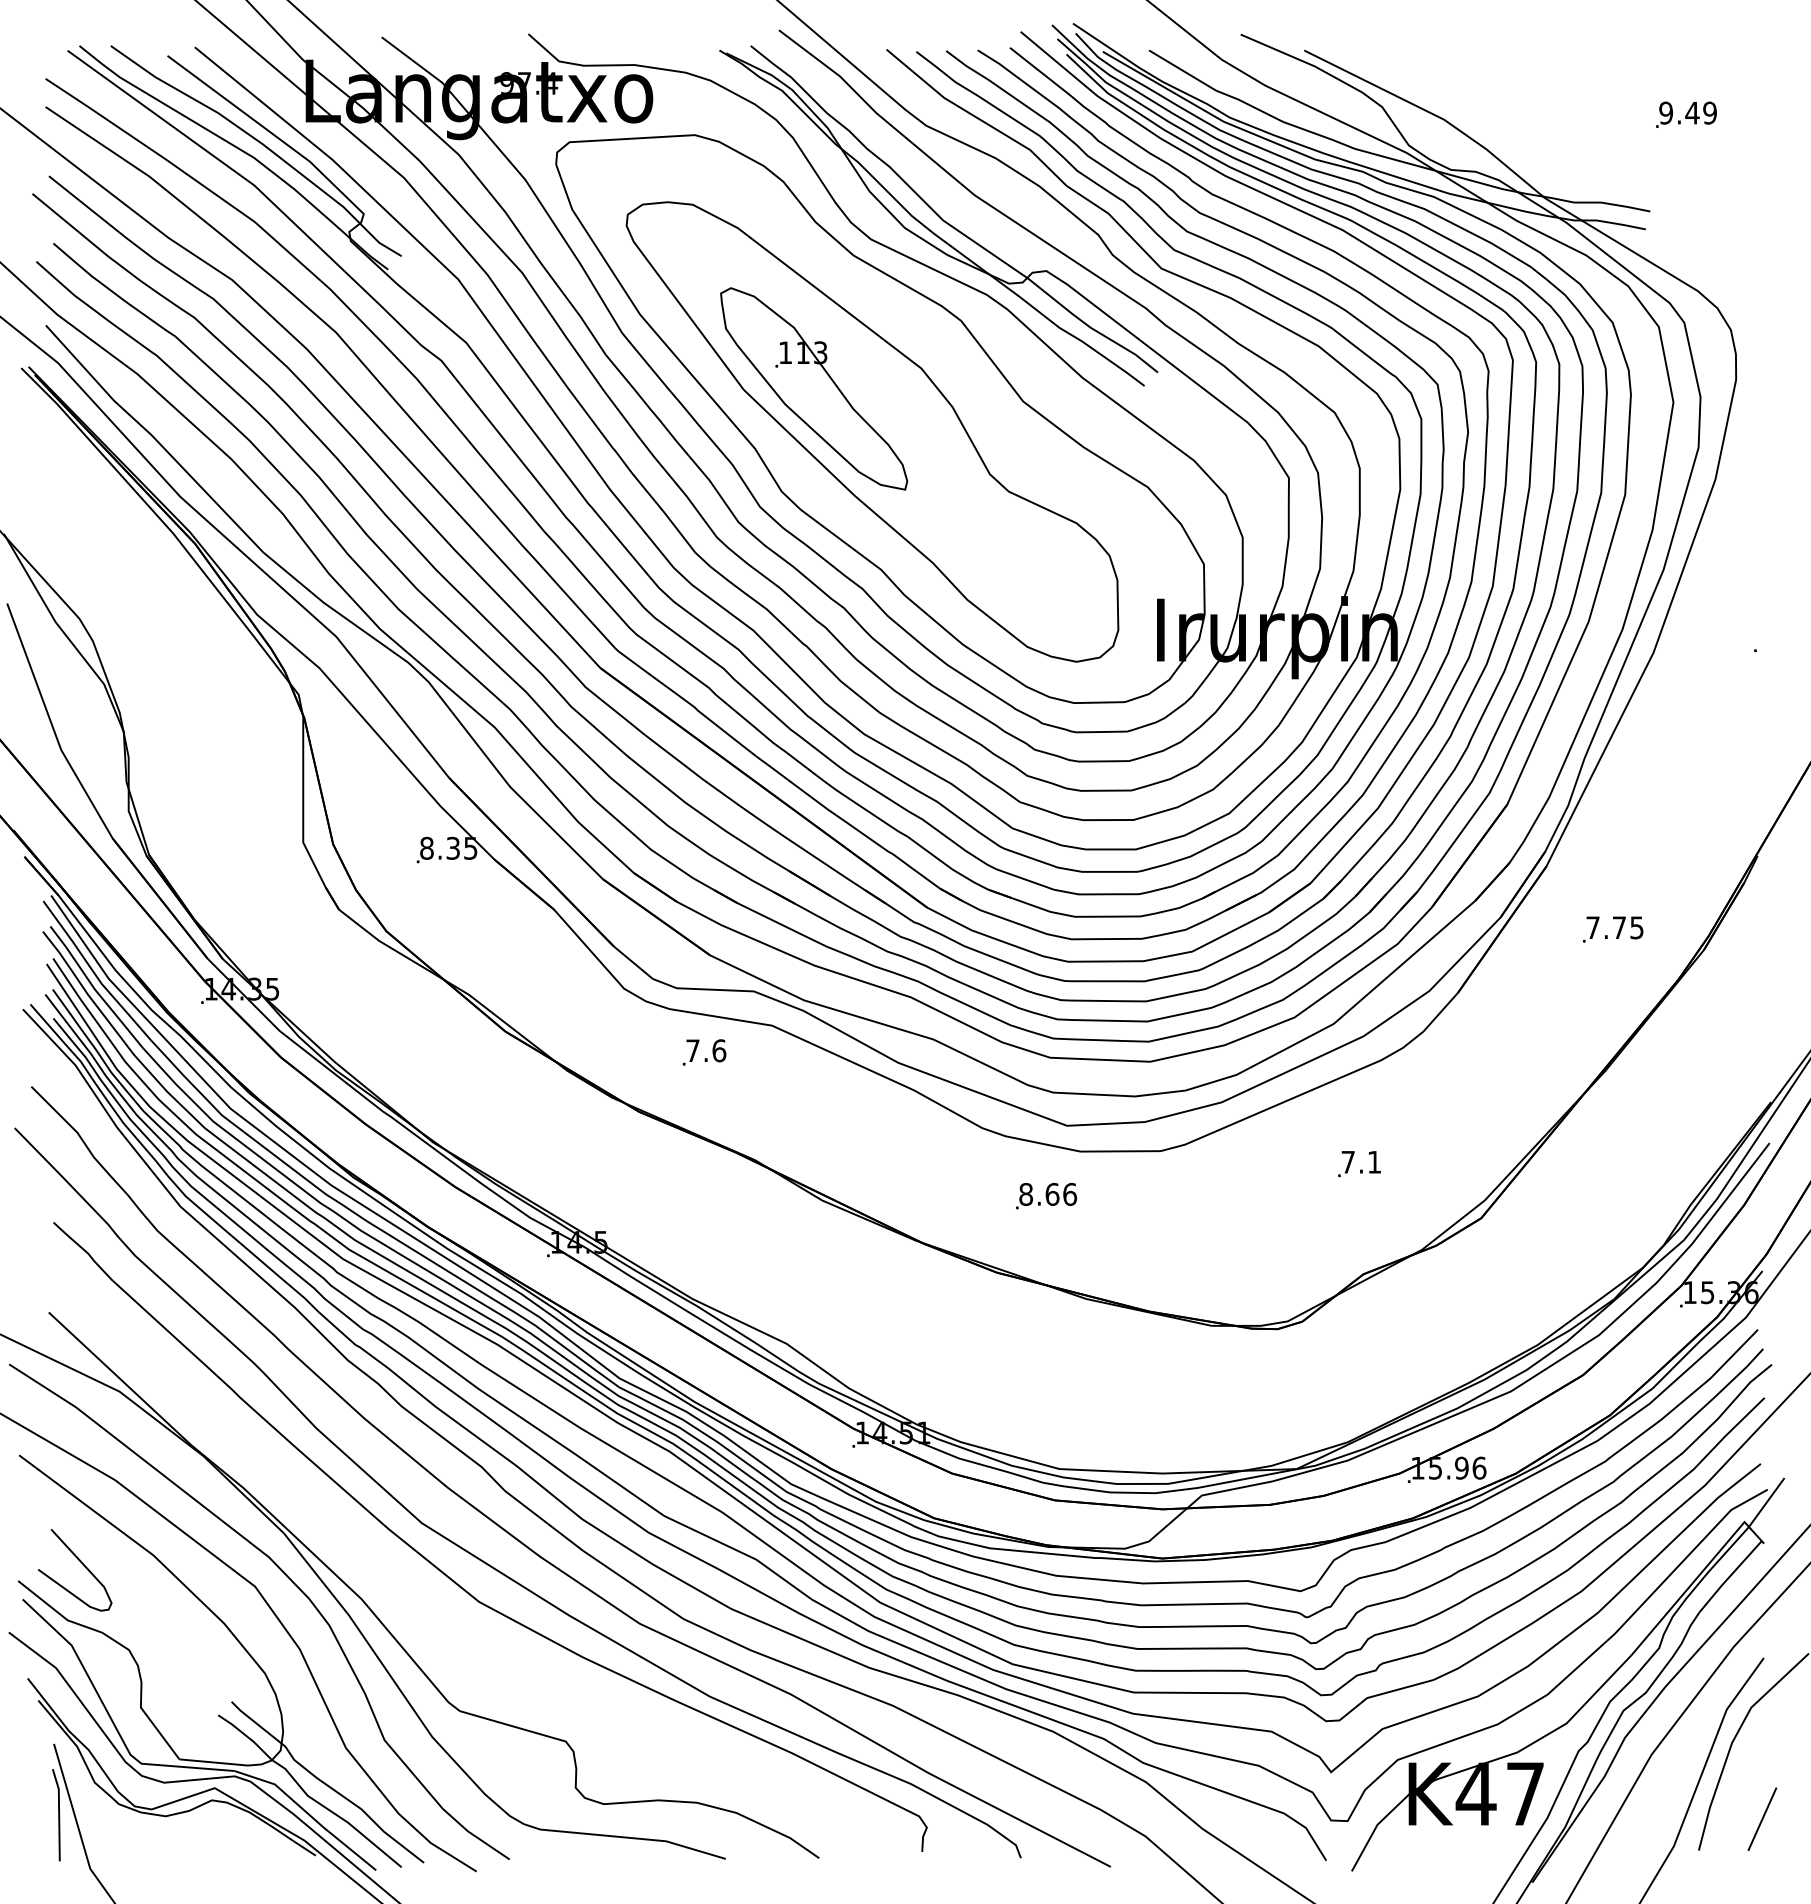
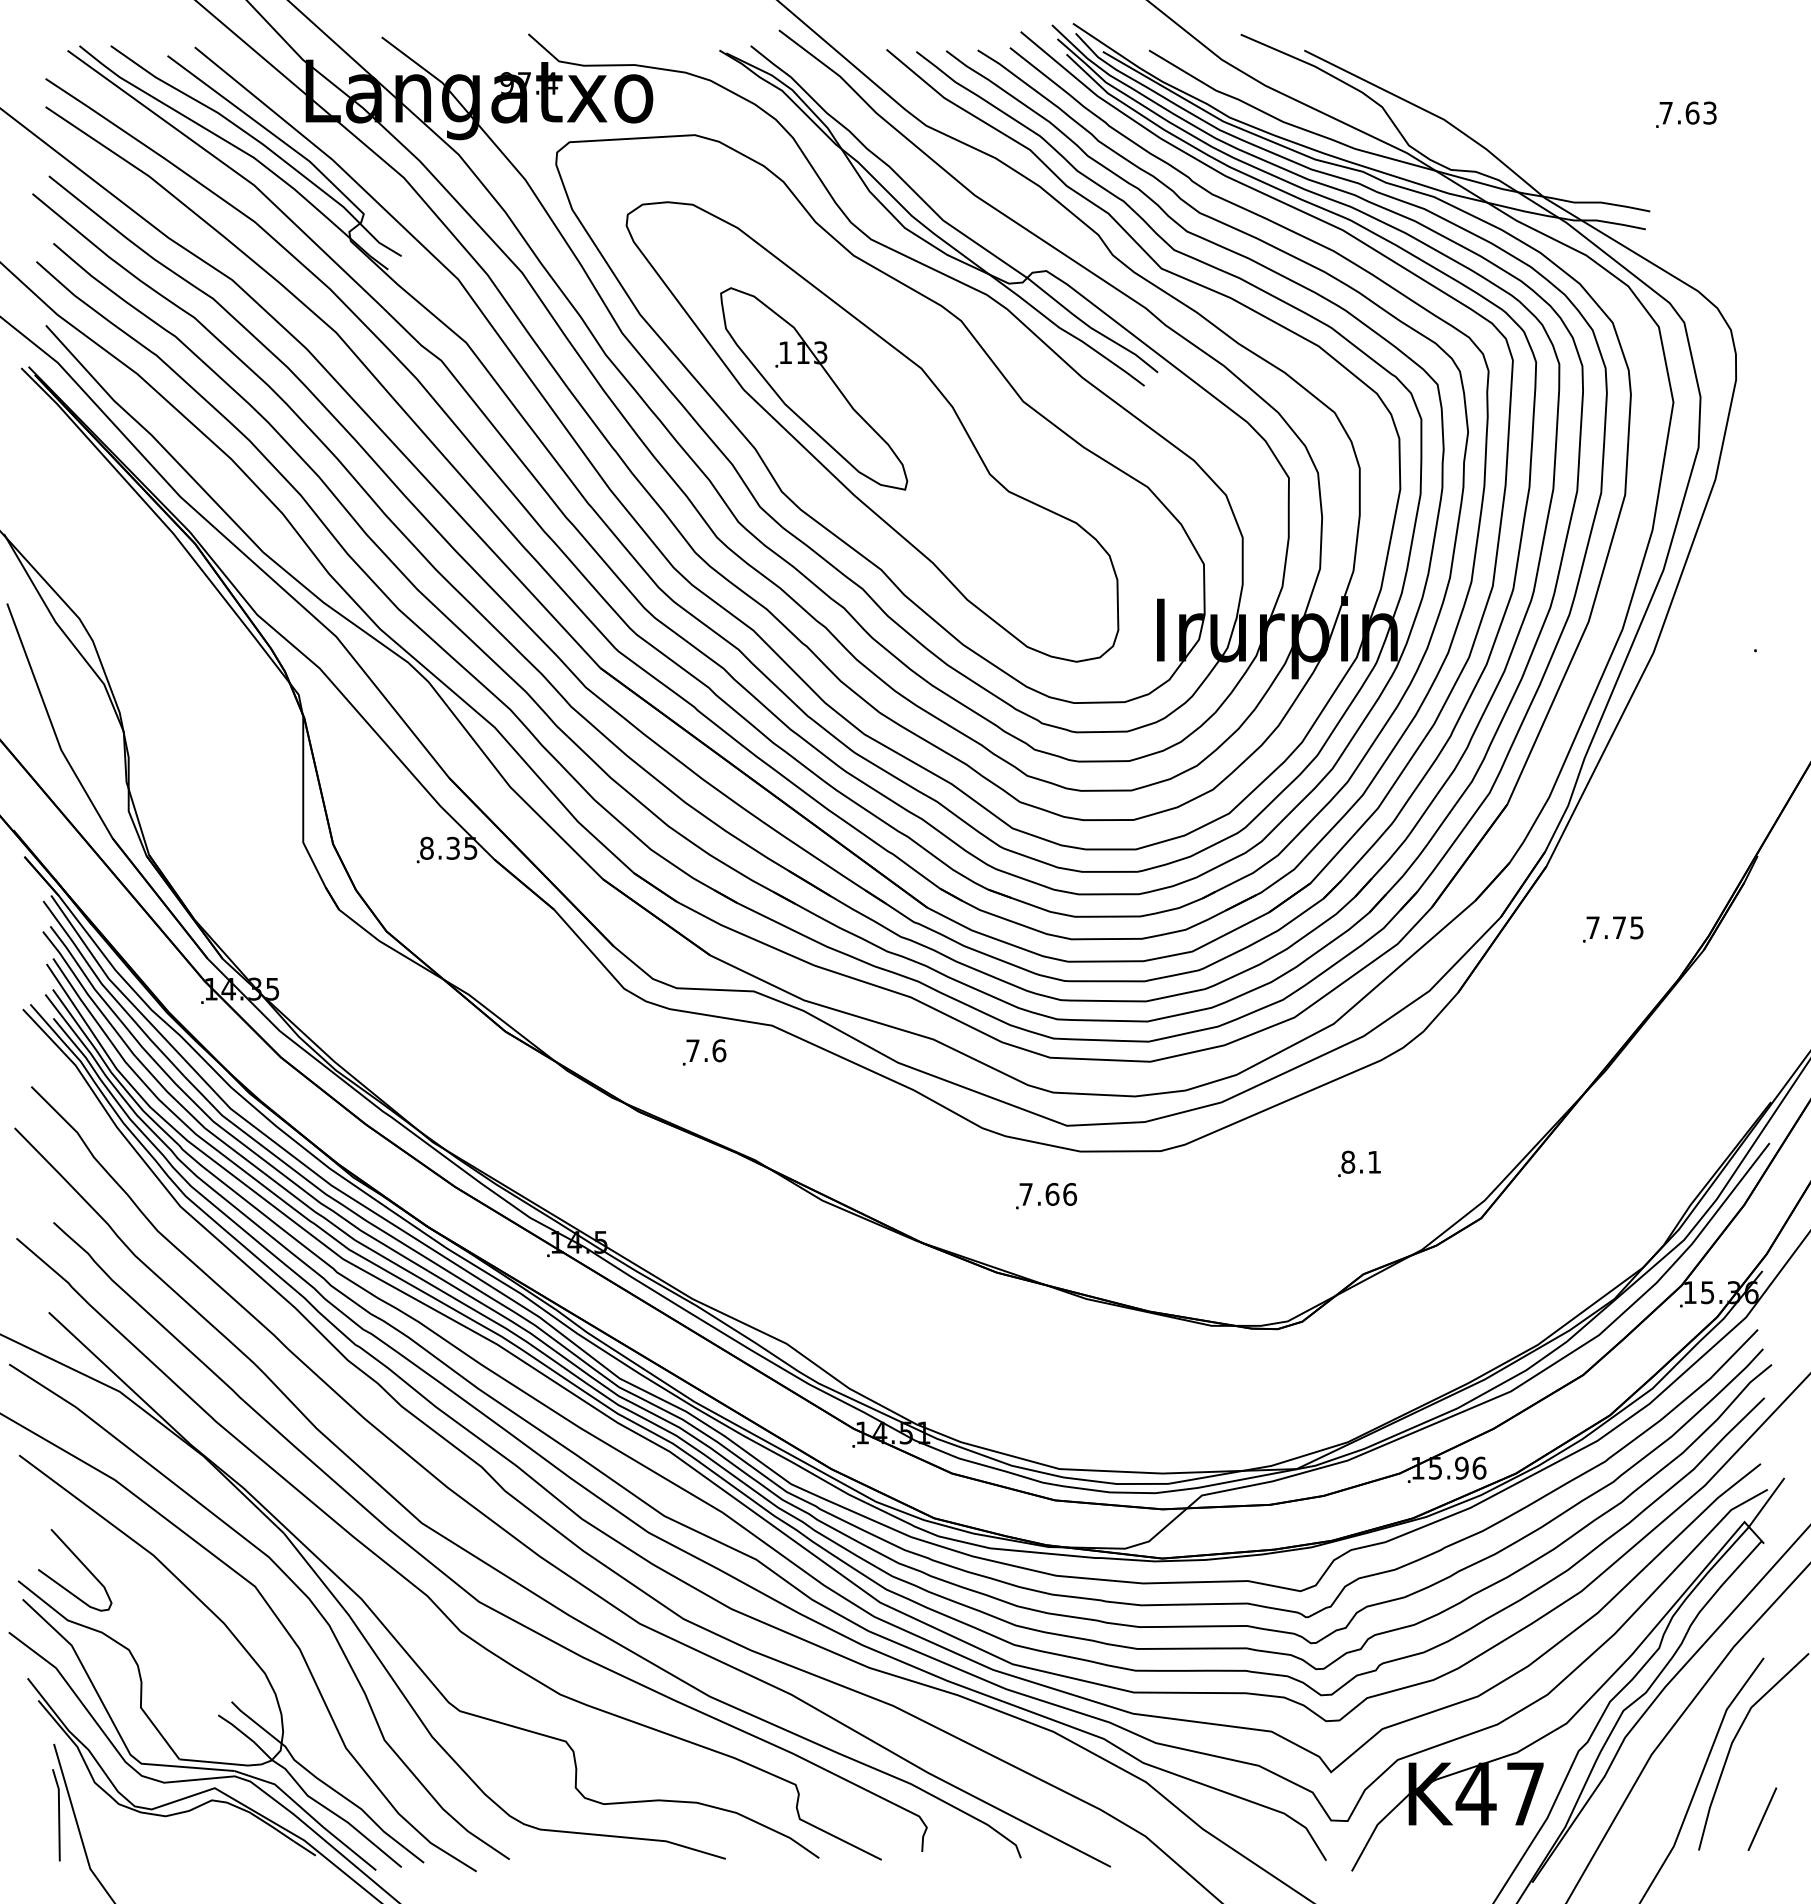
text: 9.49 -> 7.63 (1687, 112)
text: 7.1 -> 8.1 (1348, 1161)
text: 8.66 -> 7.66 (1025, 1193)
curve: none -> present (417, 1586)
